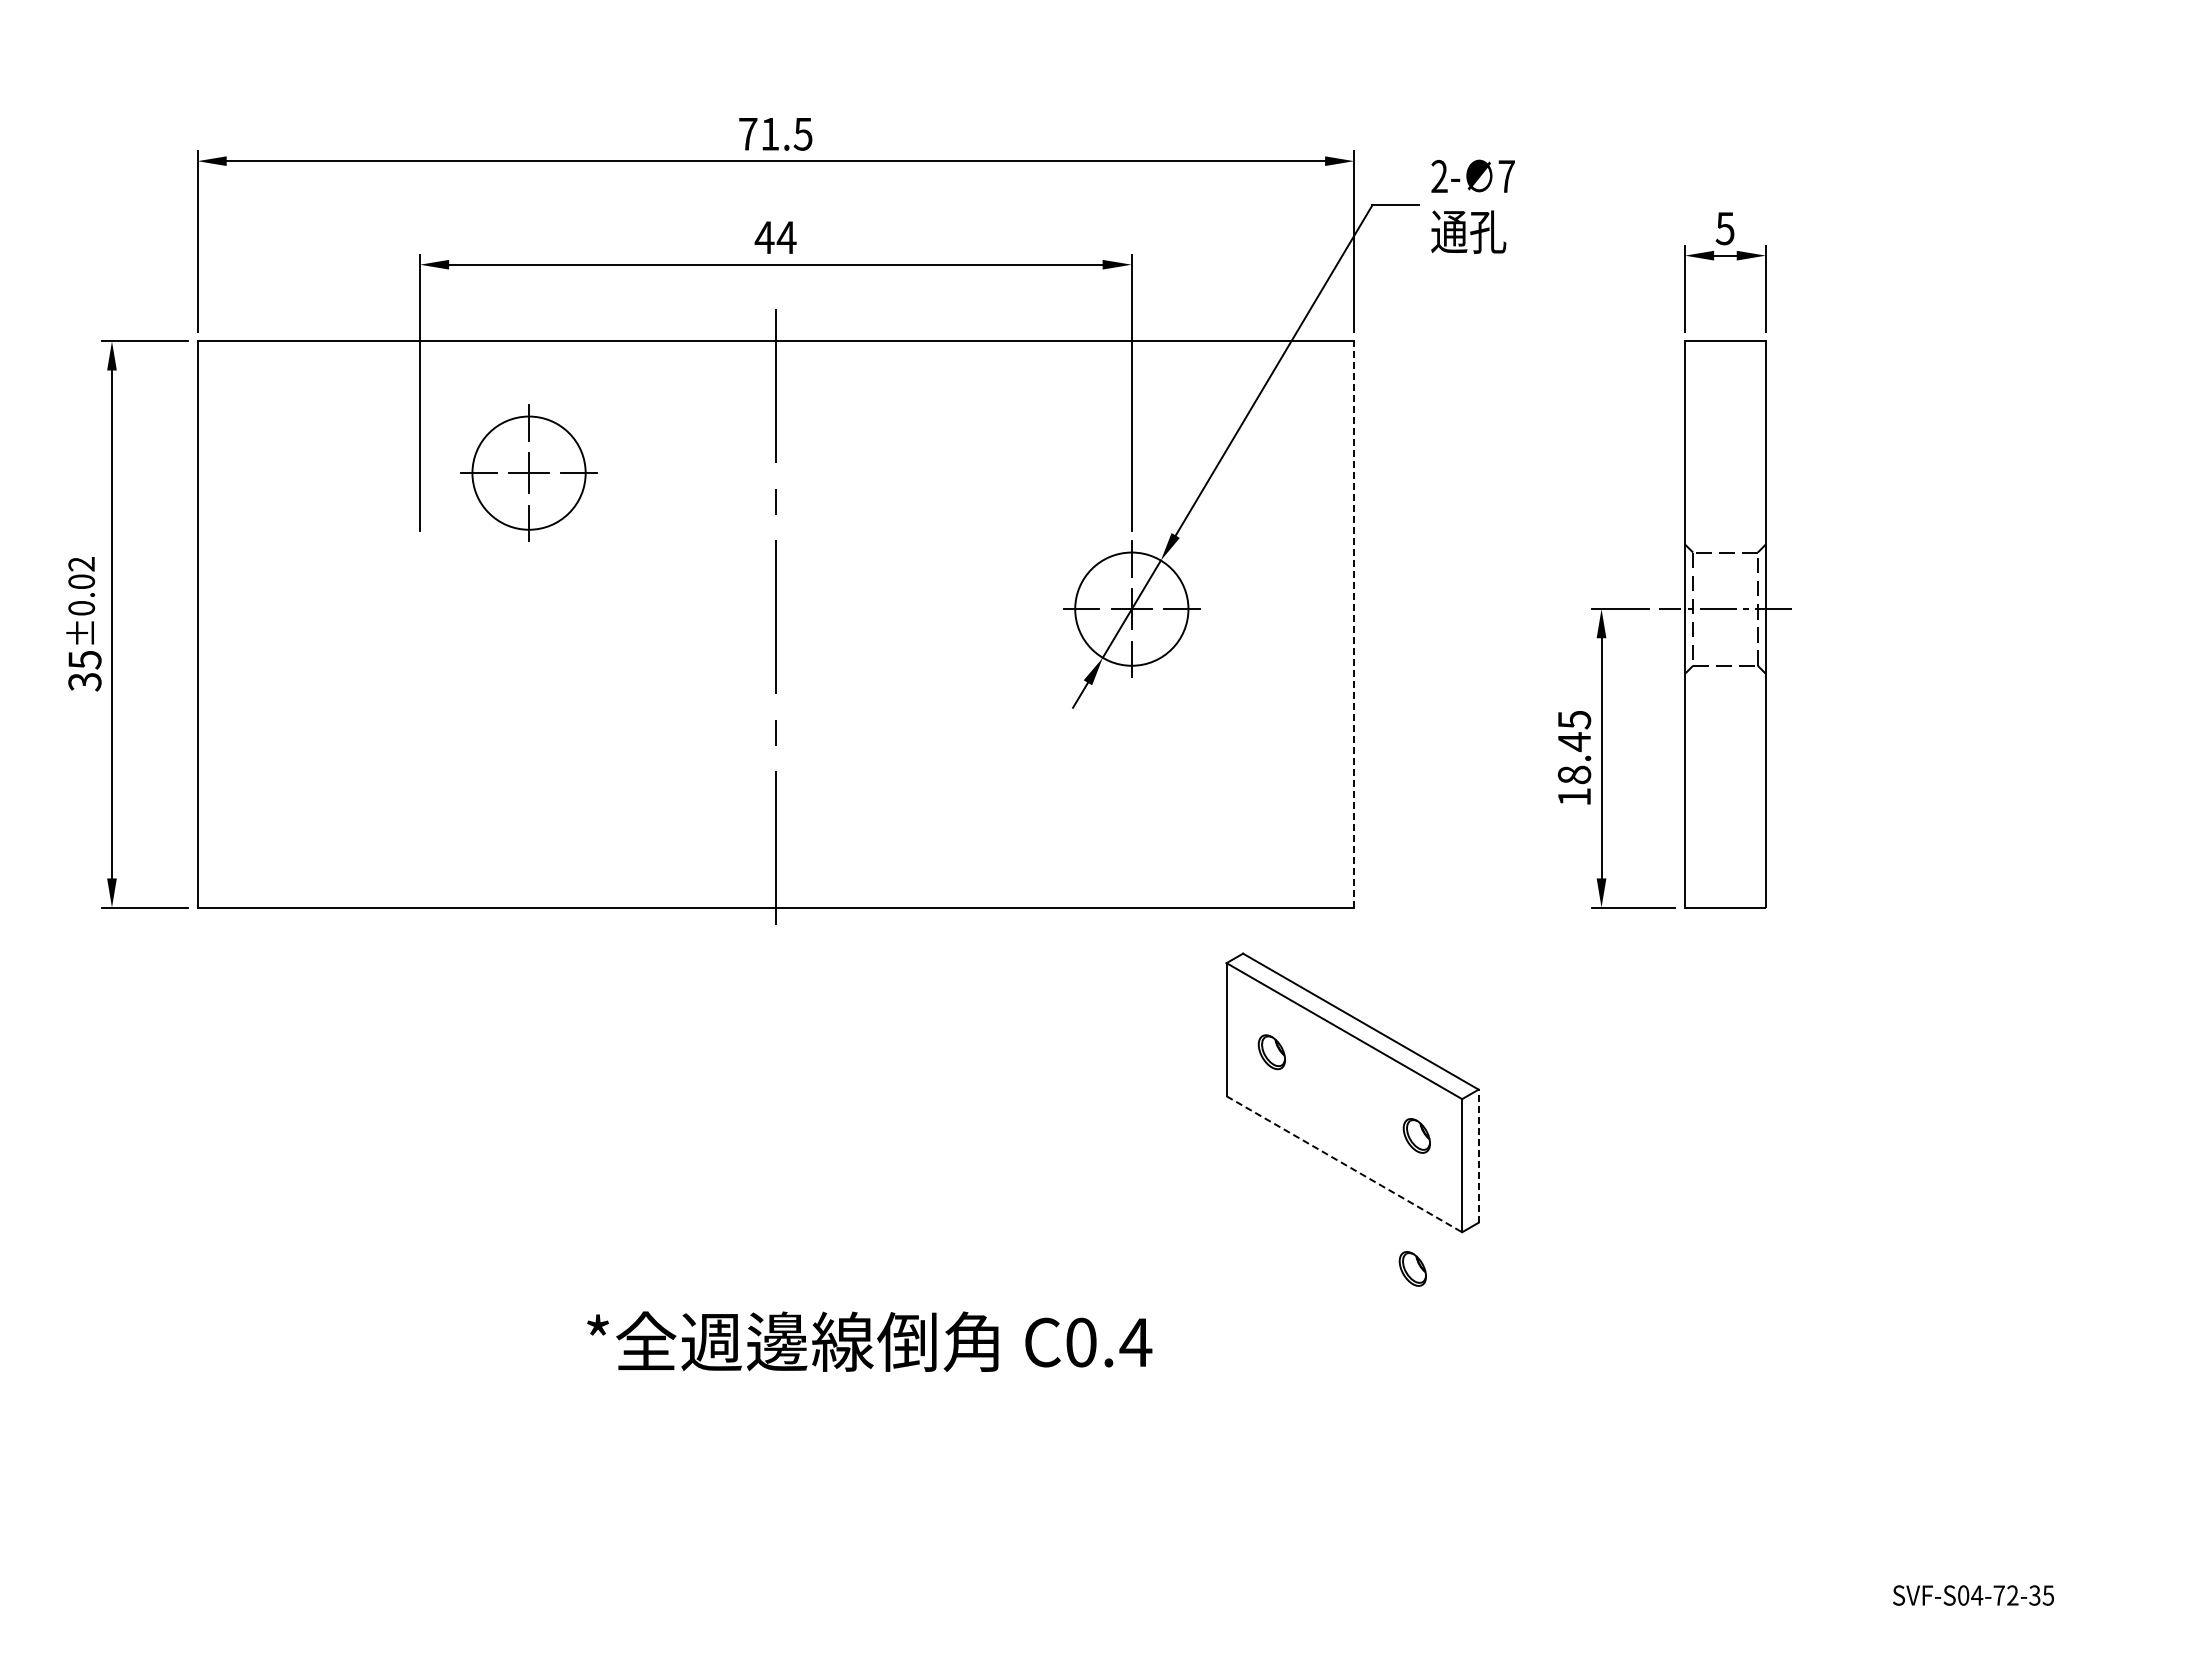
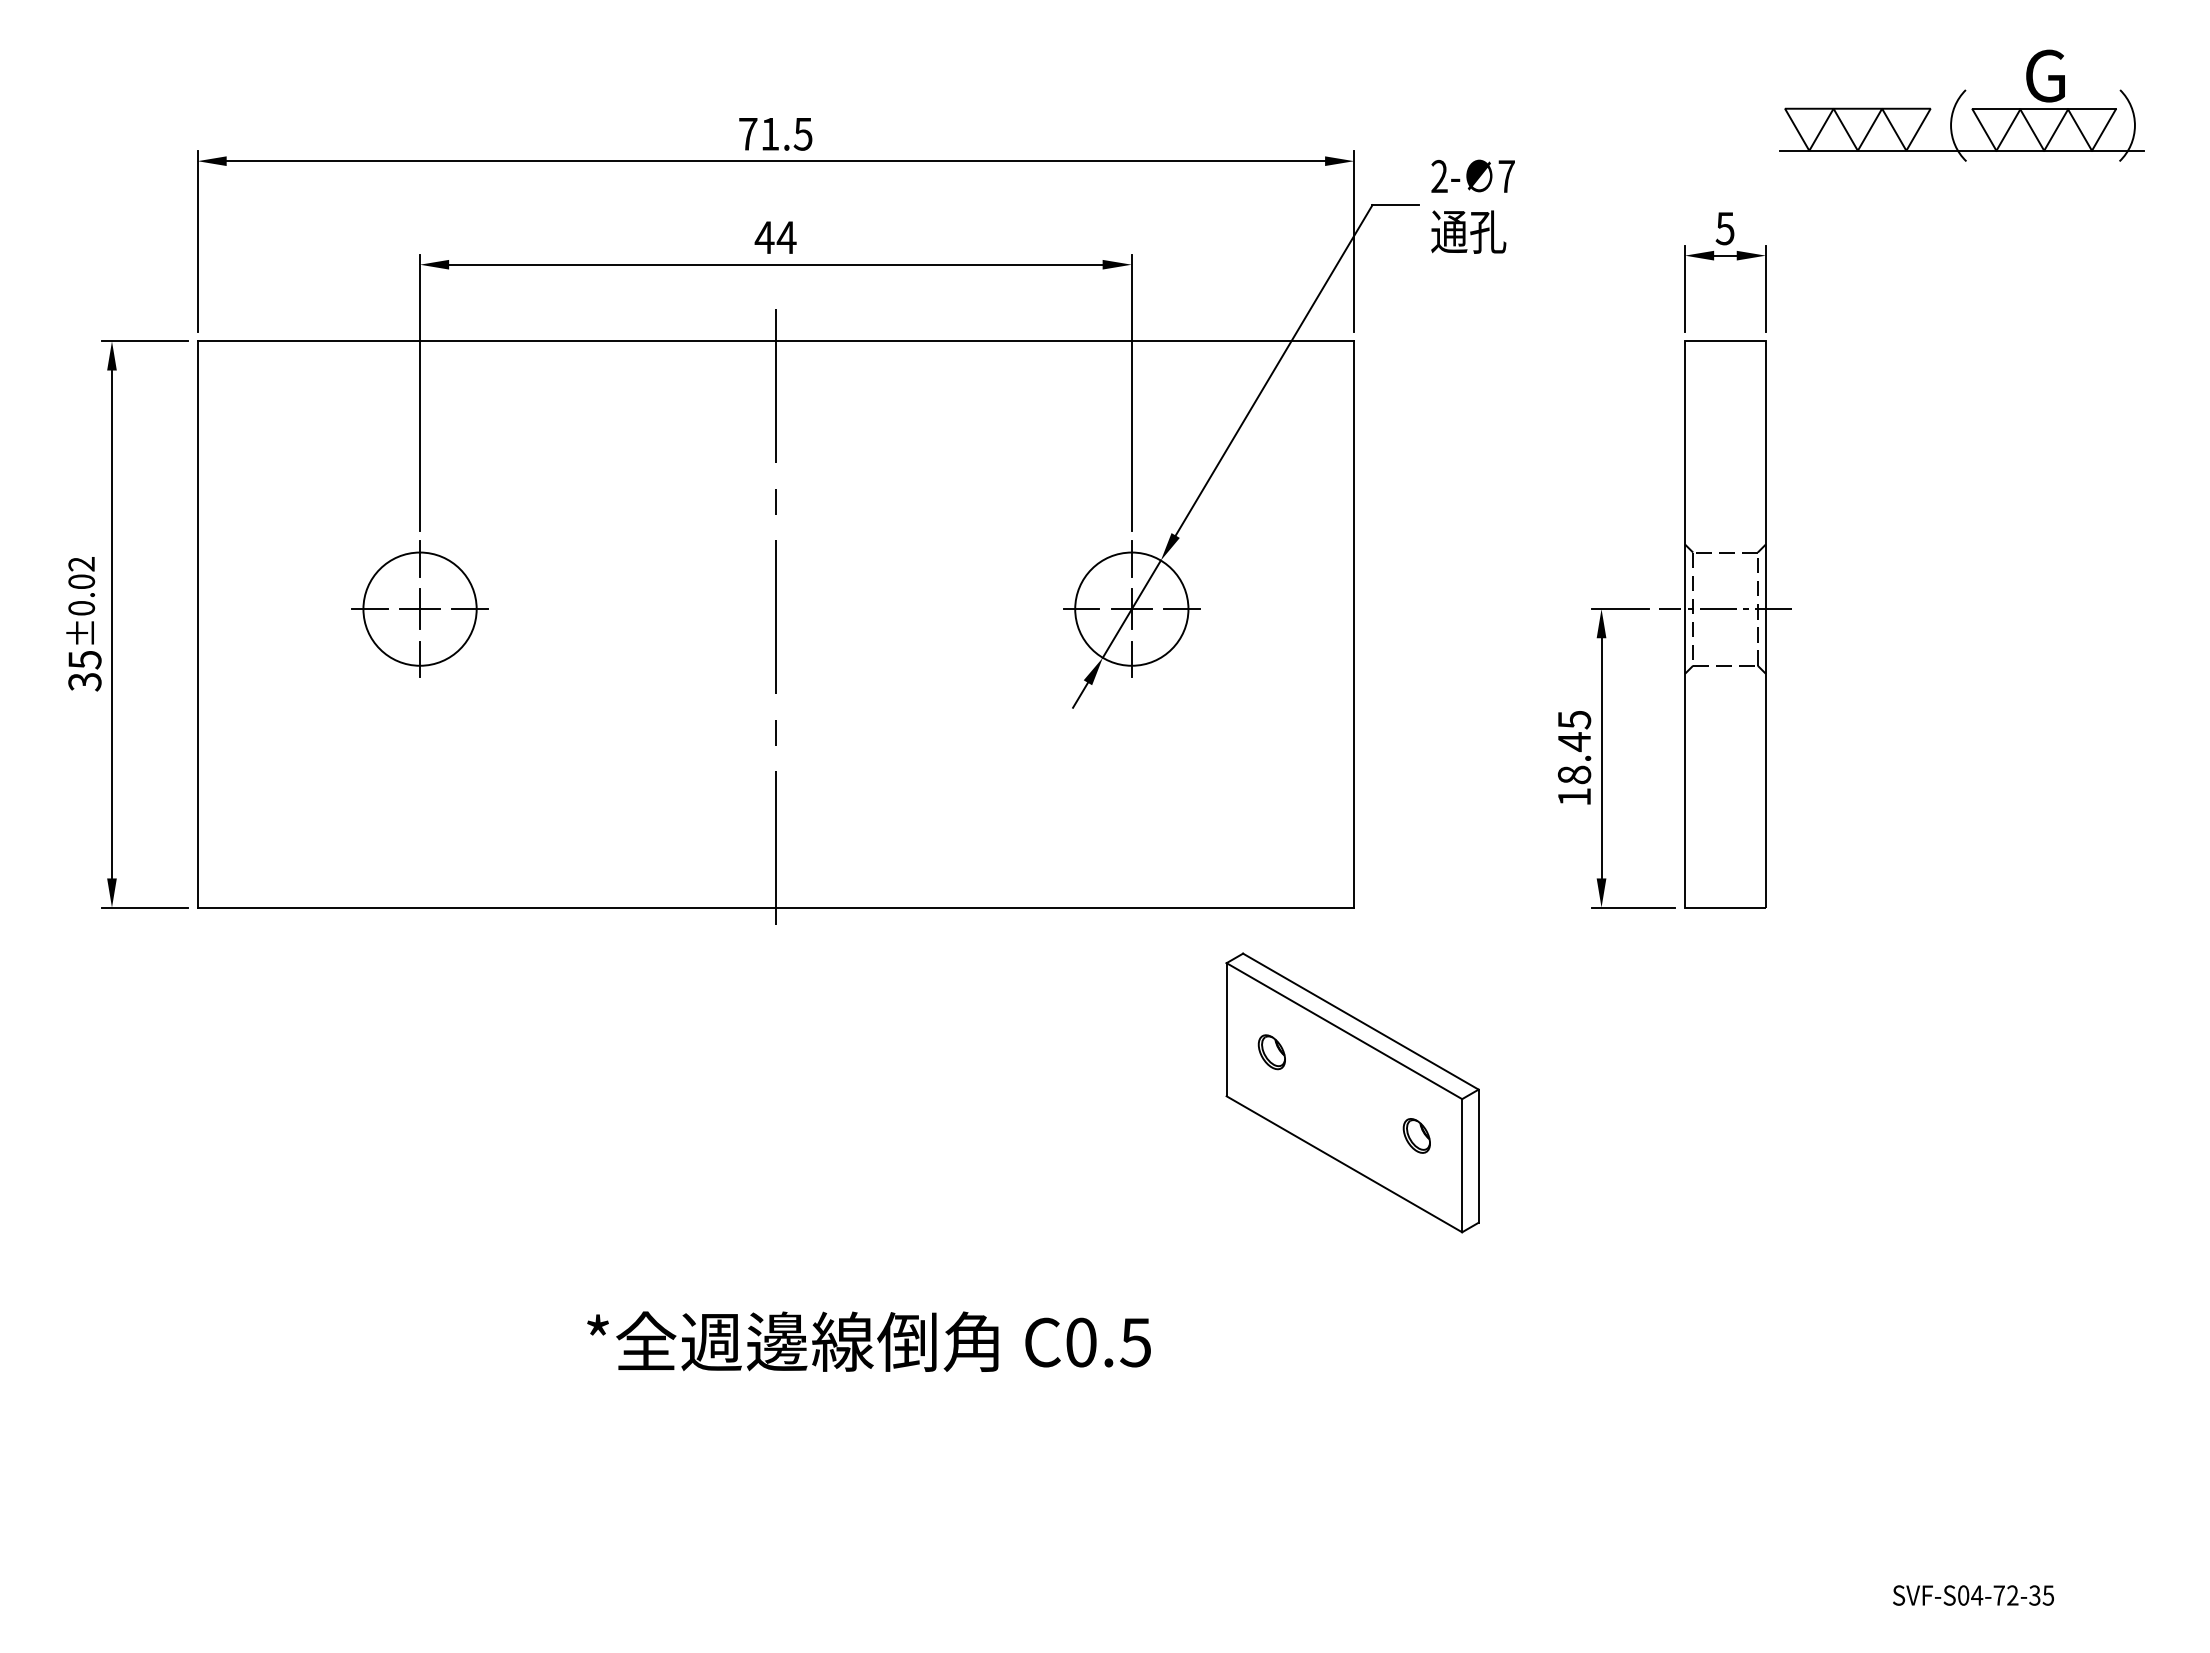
part: none -> present (1961, 105)
part position: (528, 472) -> (419, 608) (419, 608)
line: dashed -> solid (1354, 624)
line: dashed -> solid (1478, 1156)
line: dashed -> solid (1344, 1164)
part: present -> none (1412, 1268)
text: C0.4 -> C0.5 (1135, 1342)
